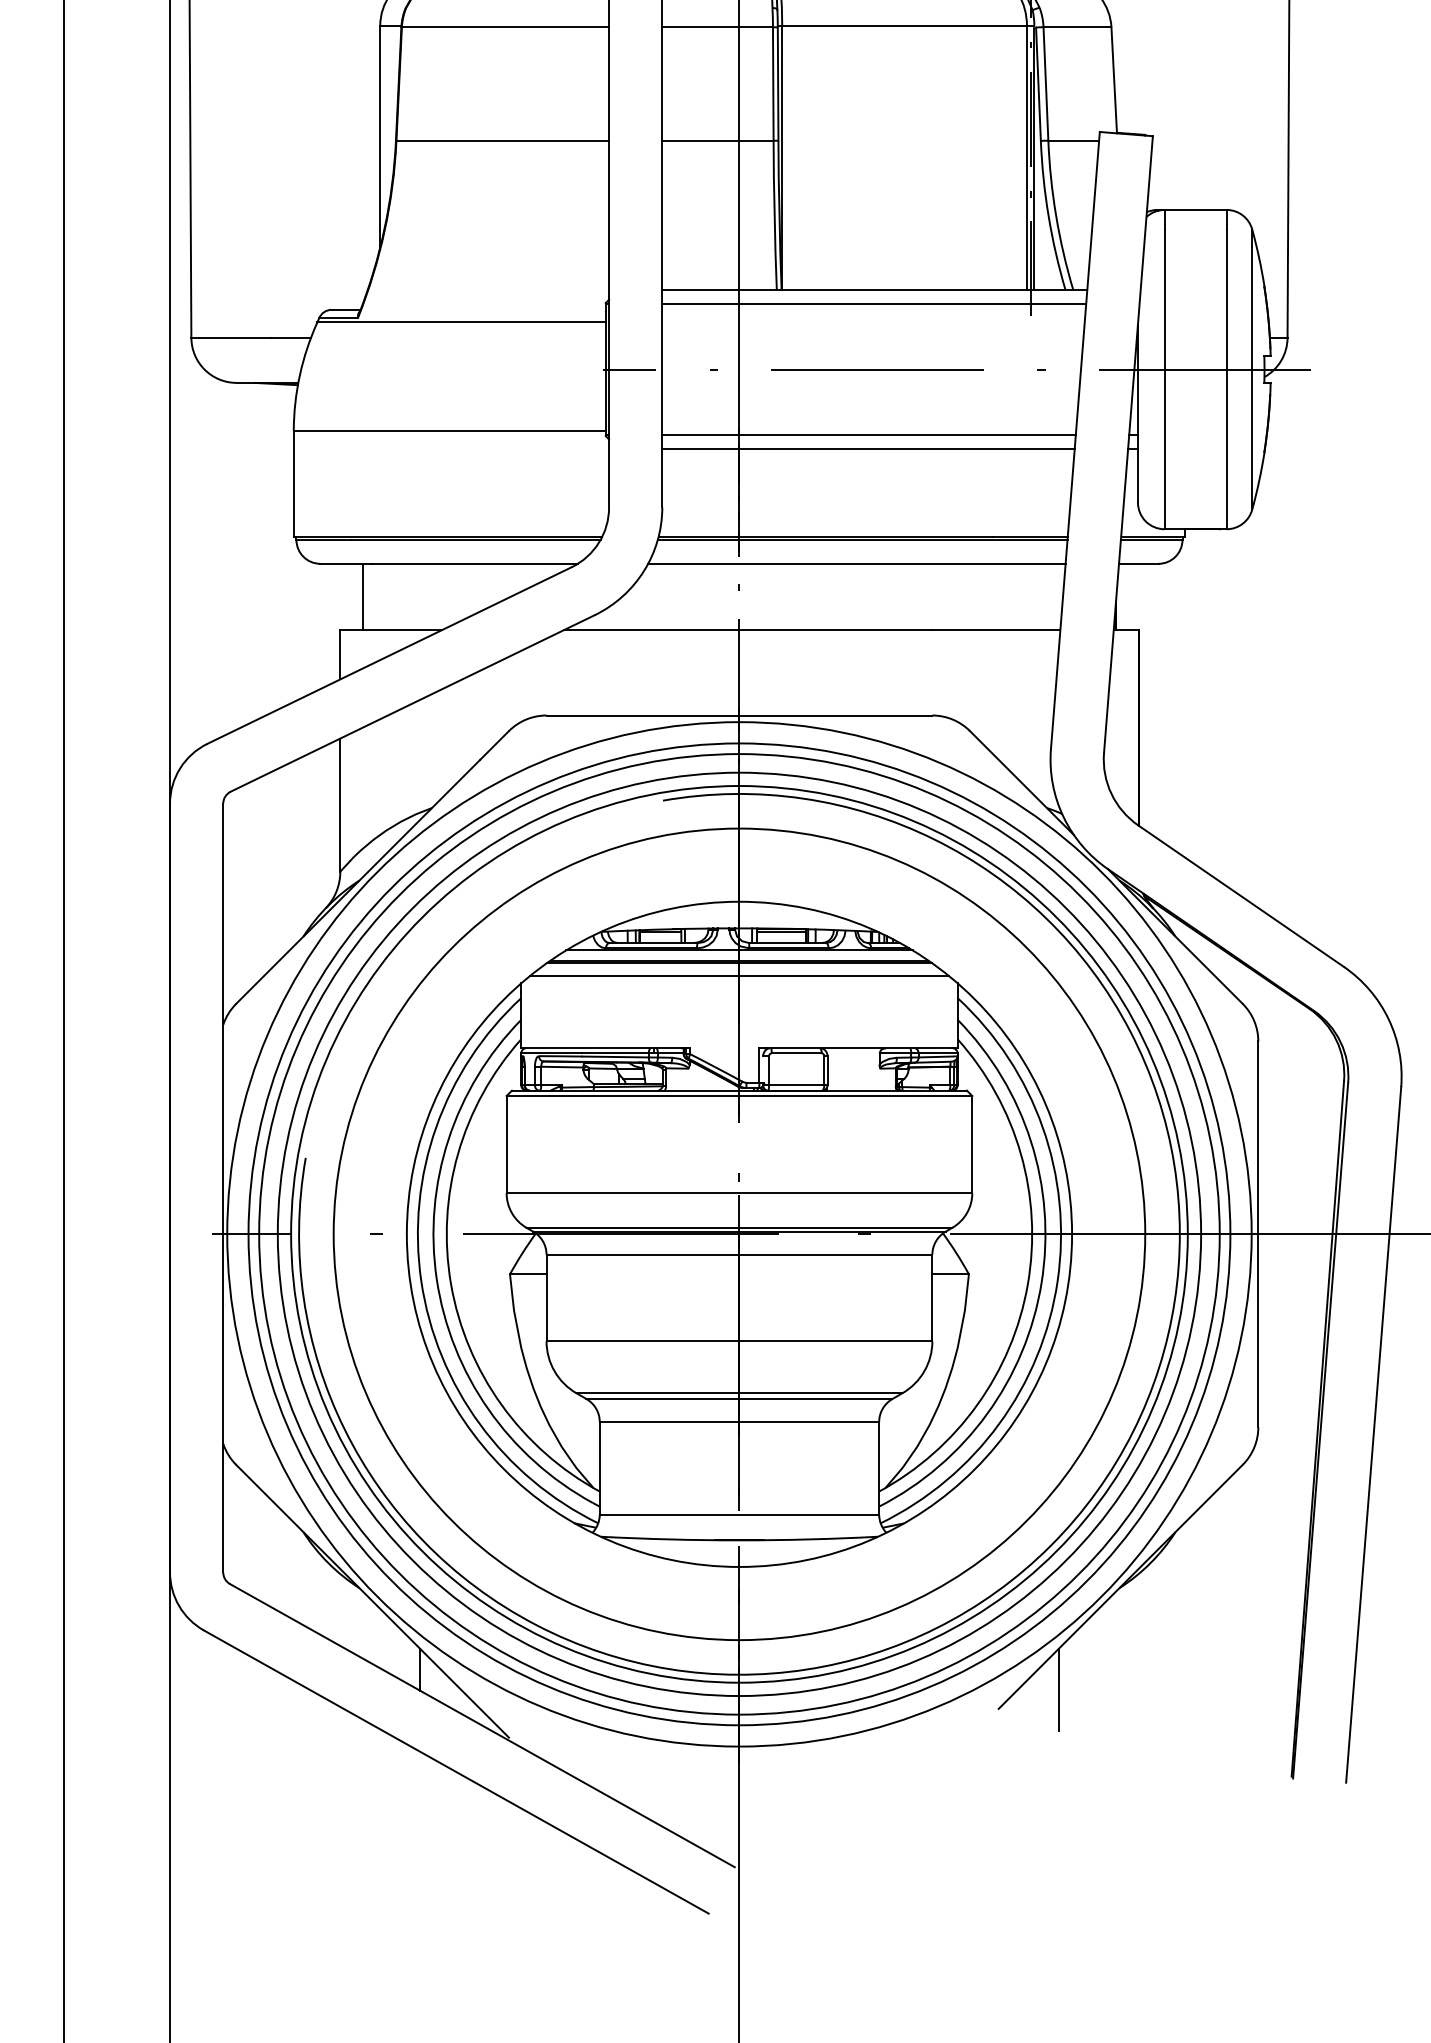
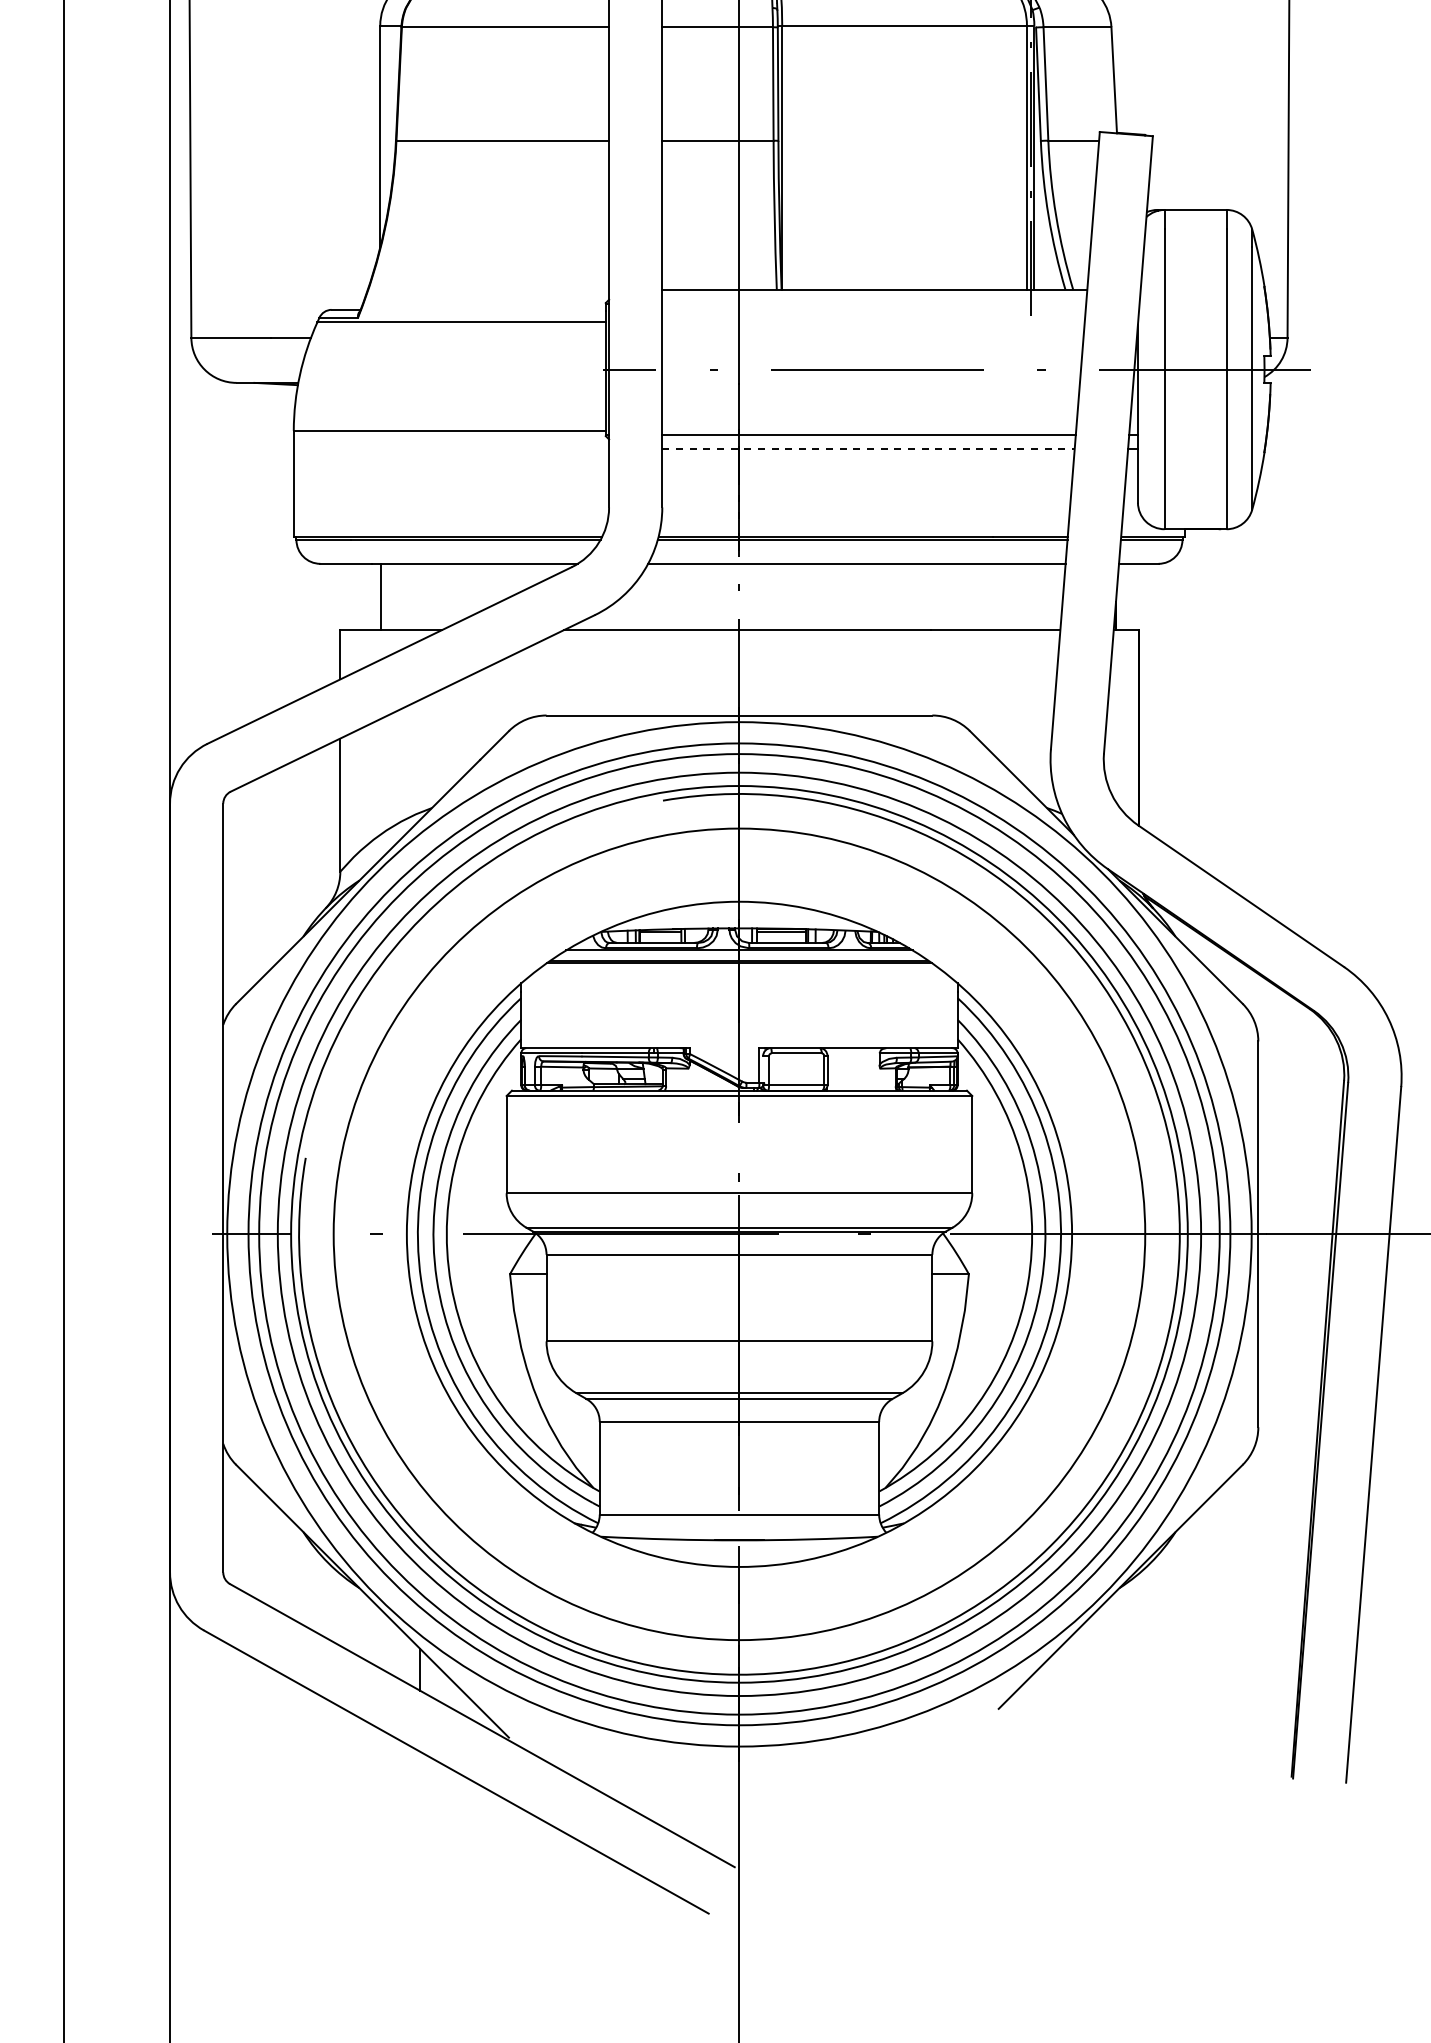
line: present -> none (874, 304)
line: solid -> dashed (869, 449)
line position: (362, 596) -> (380, 596) (380, 596)
line: present -> none (739, 975)
line: present -> none (1058, 1689)
